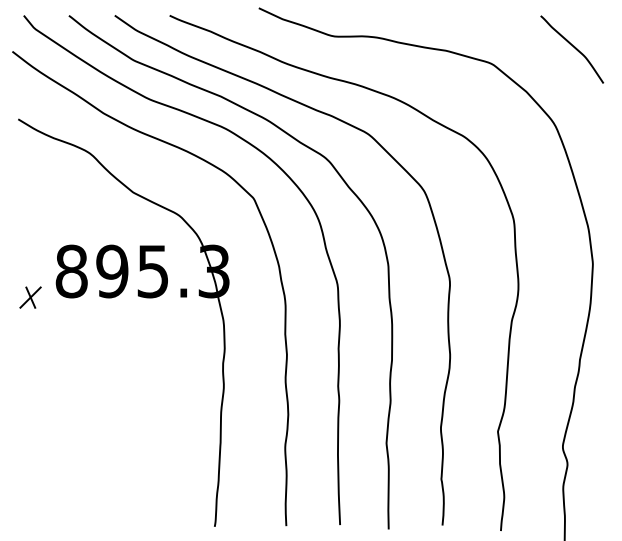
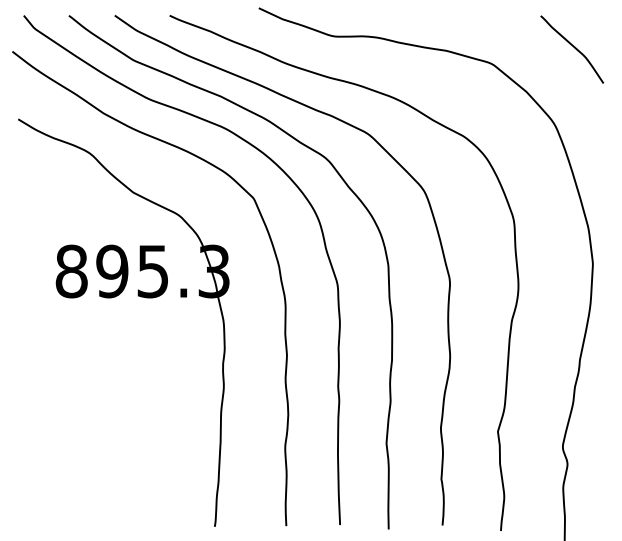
part: present -> none (30, 297)
